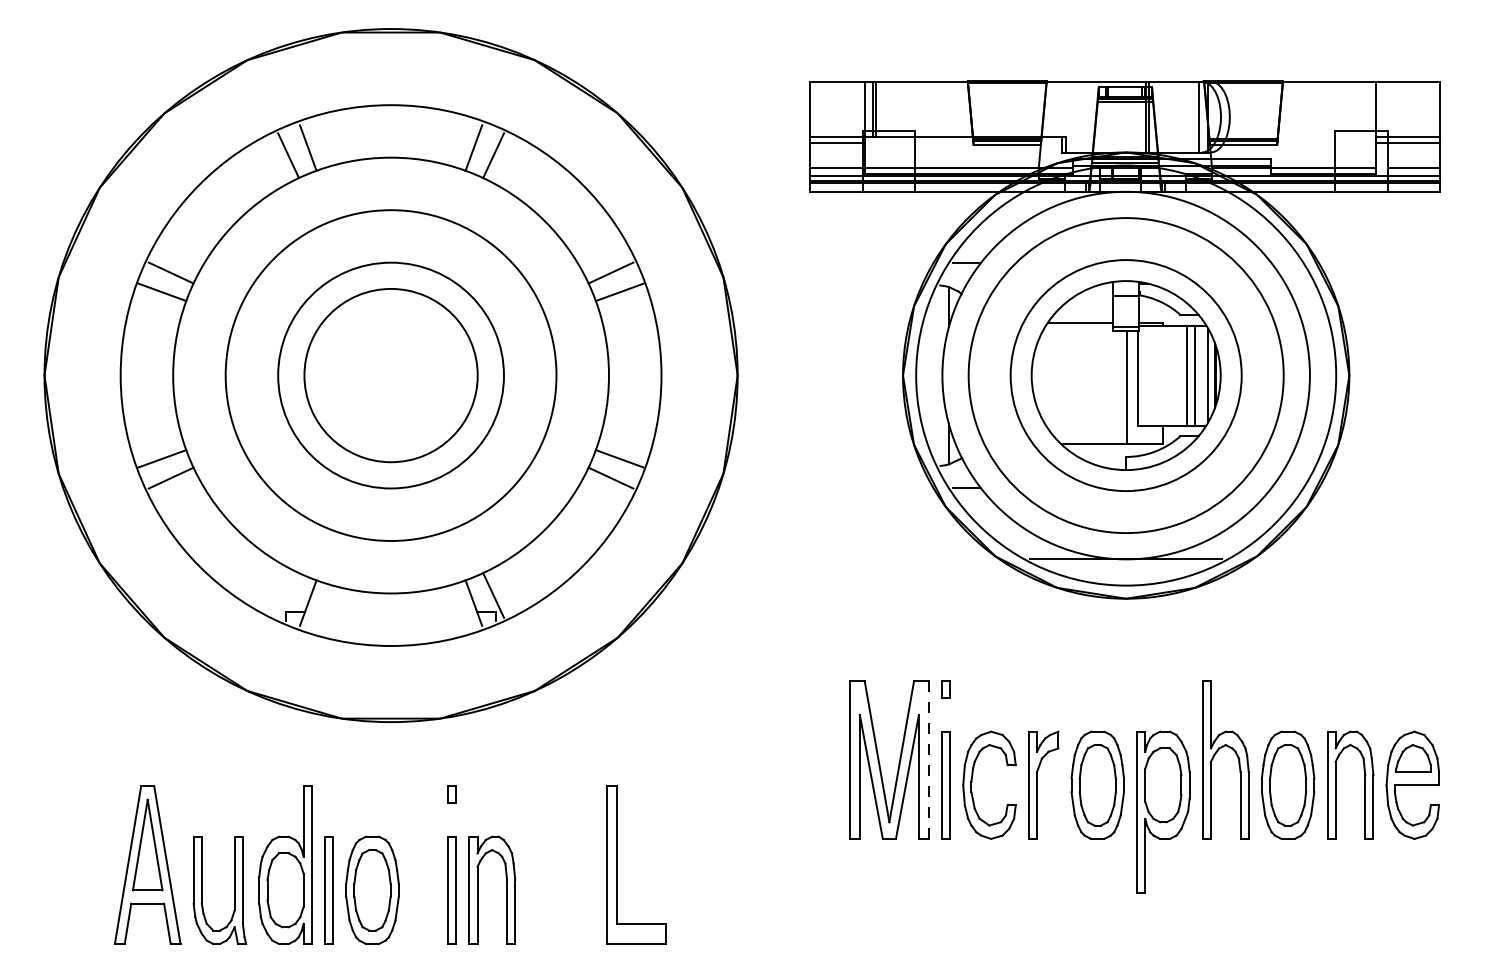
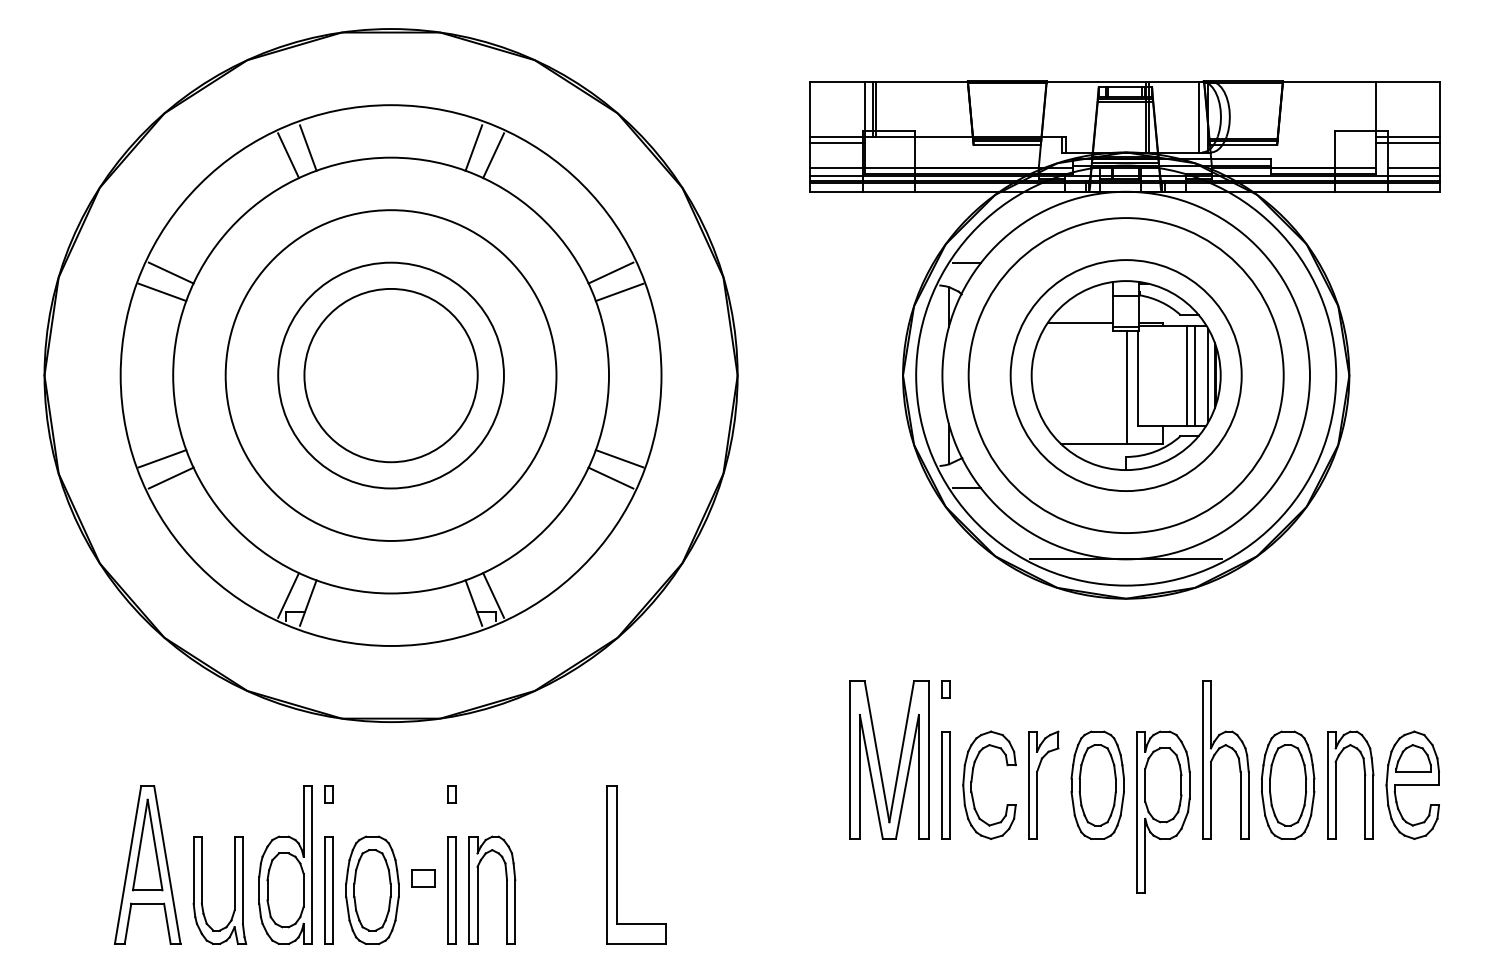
line: none -> present (288, 595)
line: dashed -> solid (928, 760)
part: none -> present (328, 794)
part: none -> present (423, 878)
